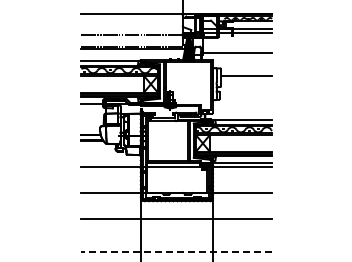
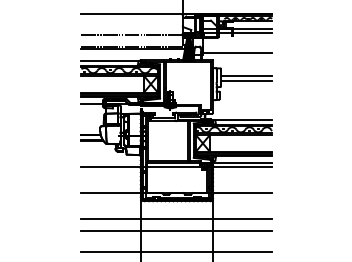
line: none -> present (247, 80)
line: none -> present (176, 231)
line: dashed -> solid (176, 252)
